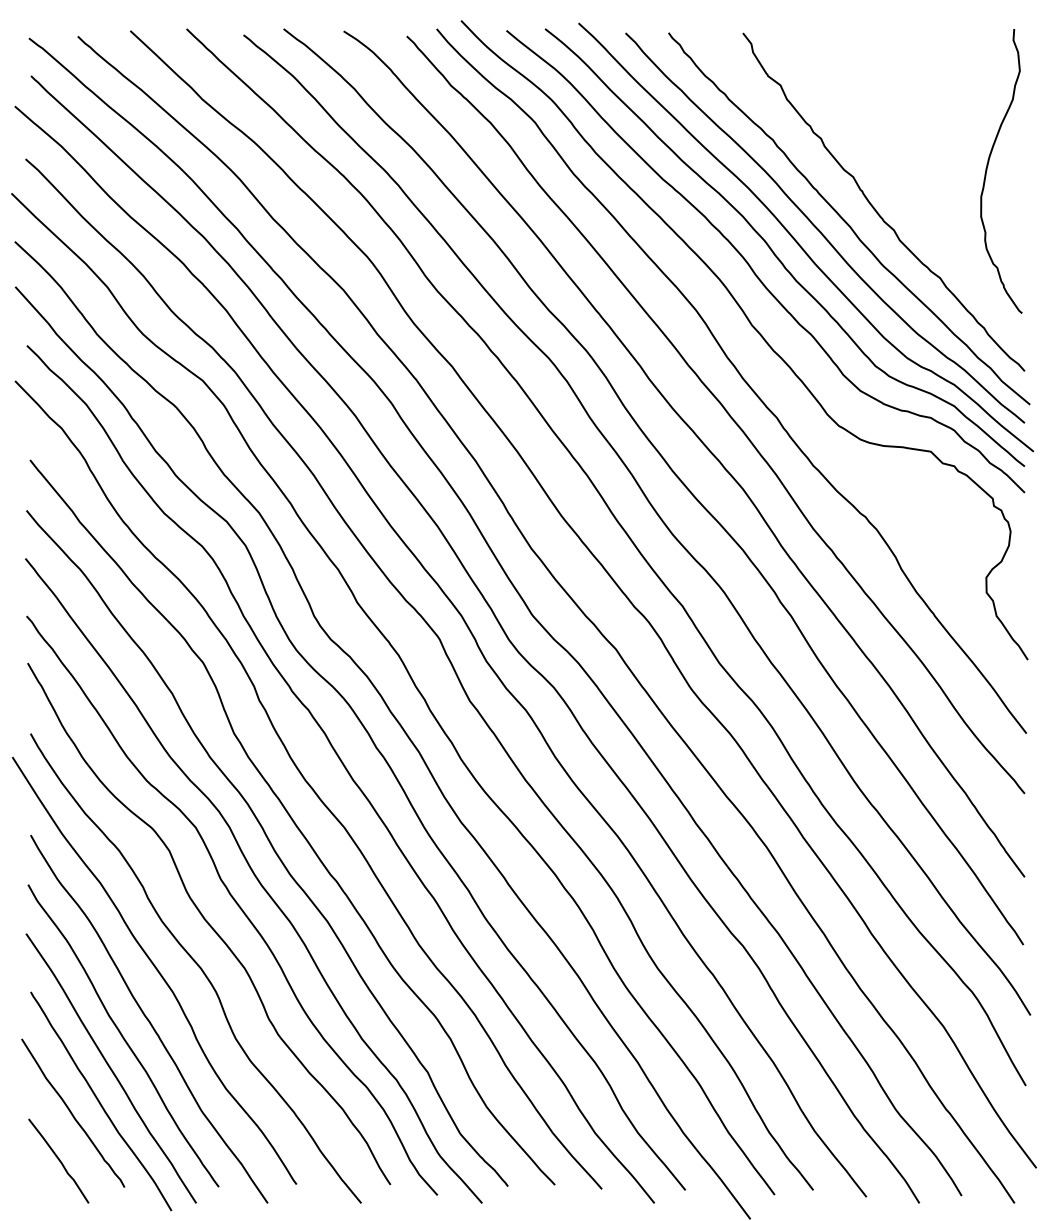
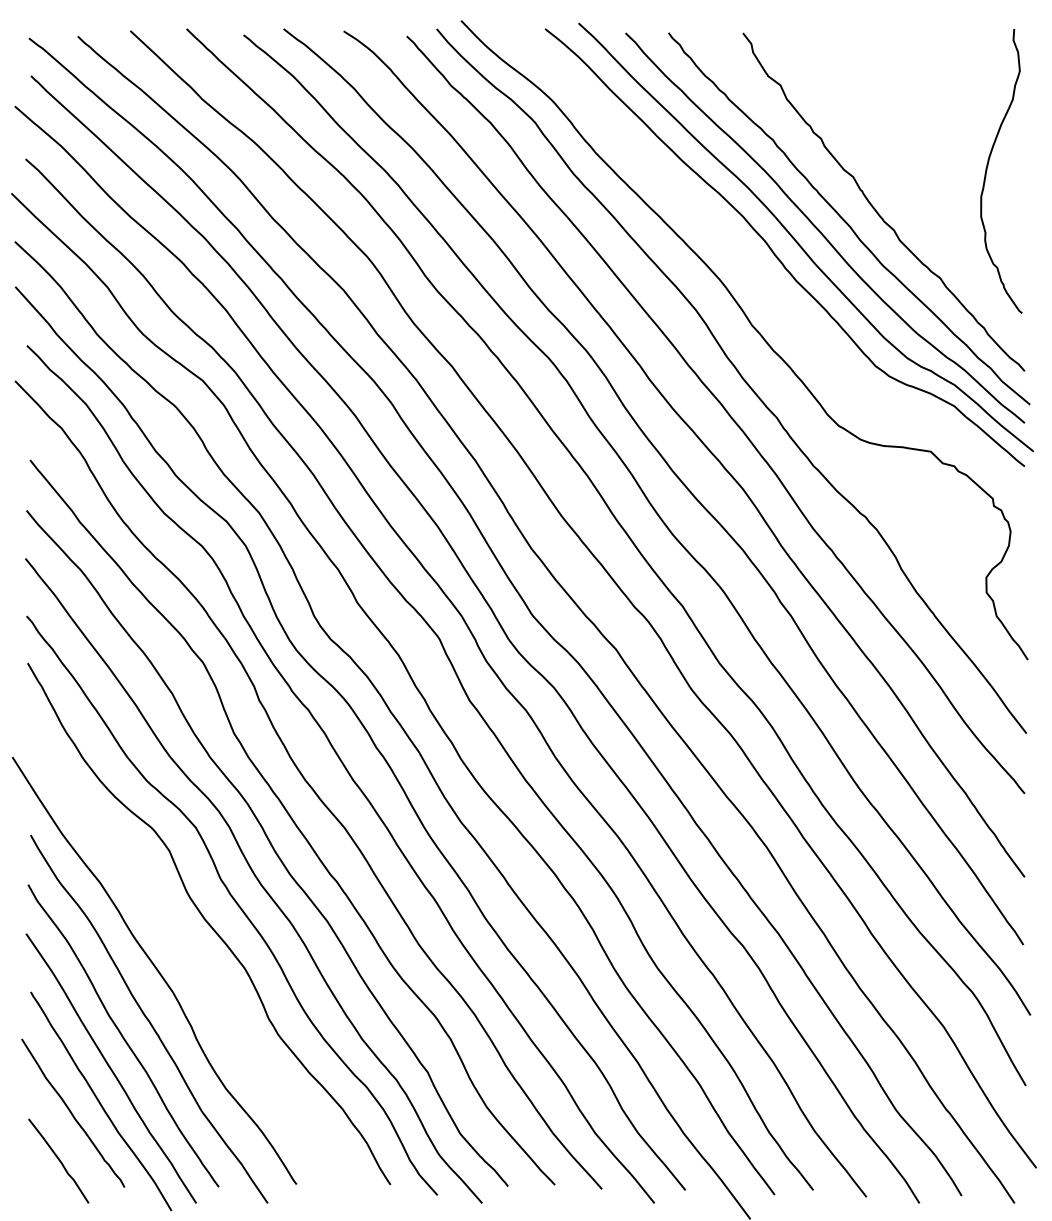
curve: present -> none (753, 269)
curve: present -> none (198, 967)
